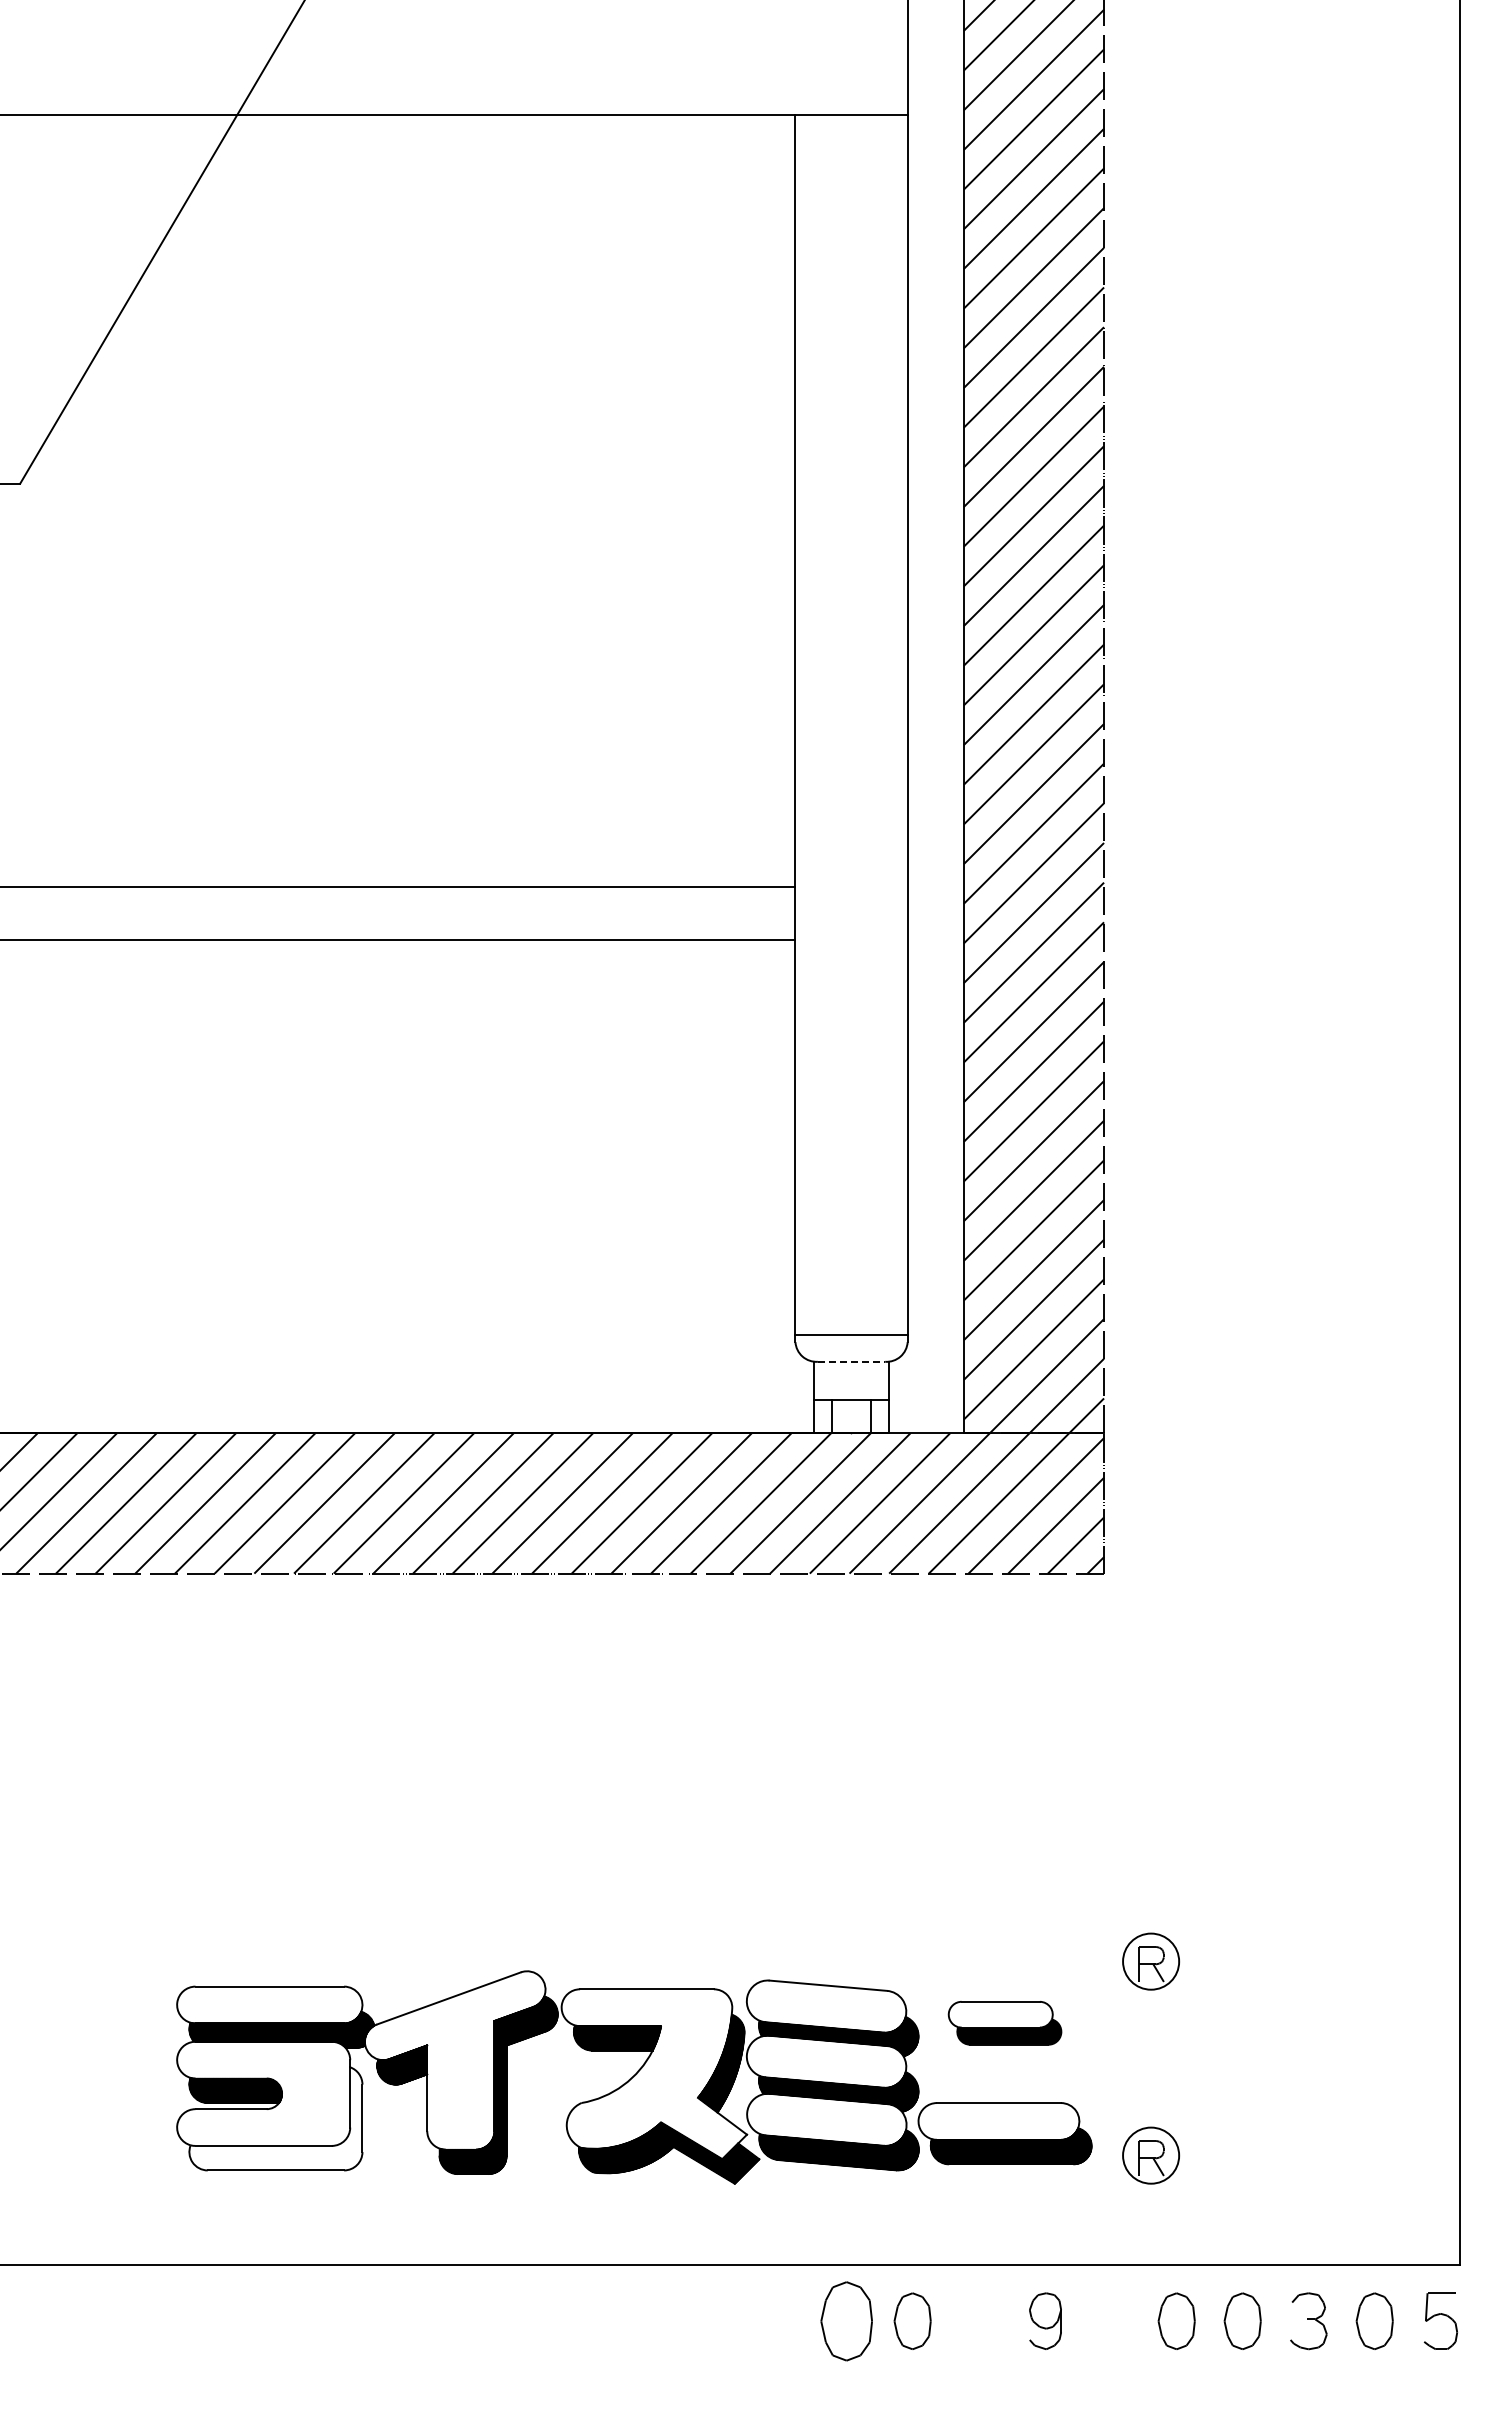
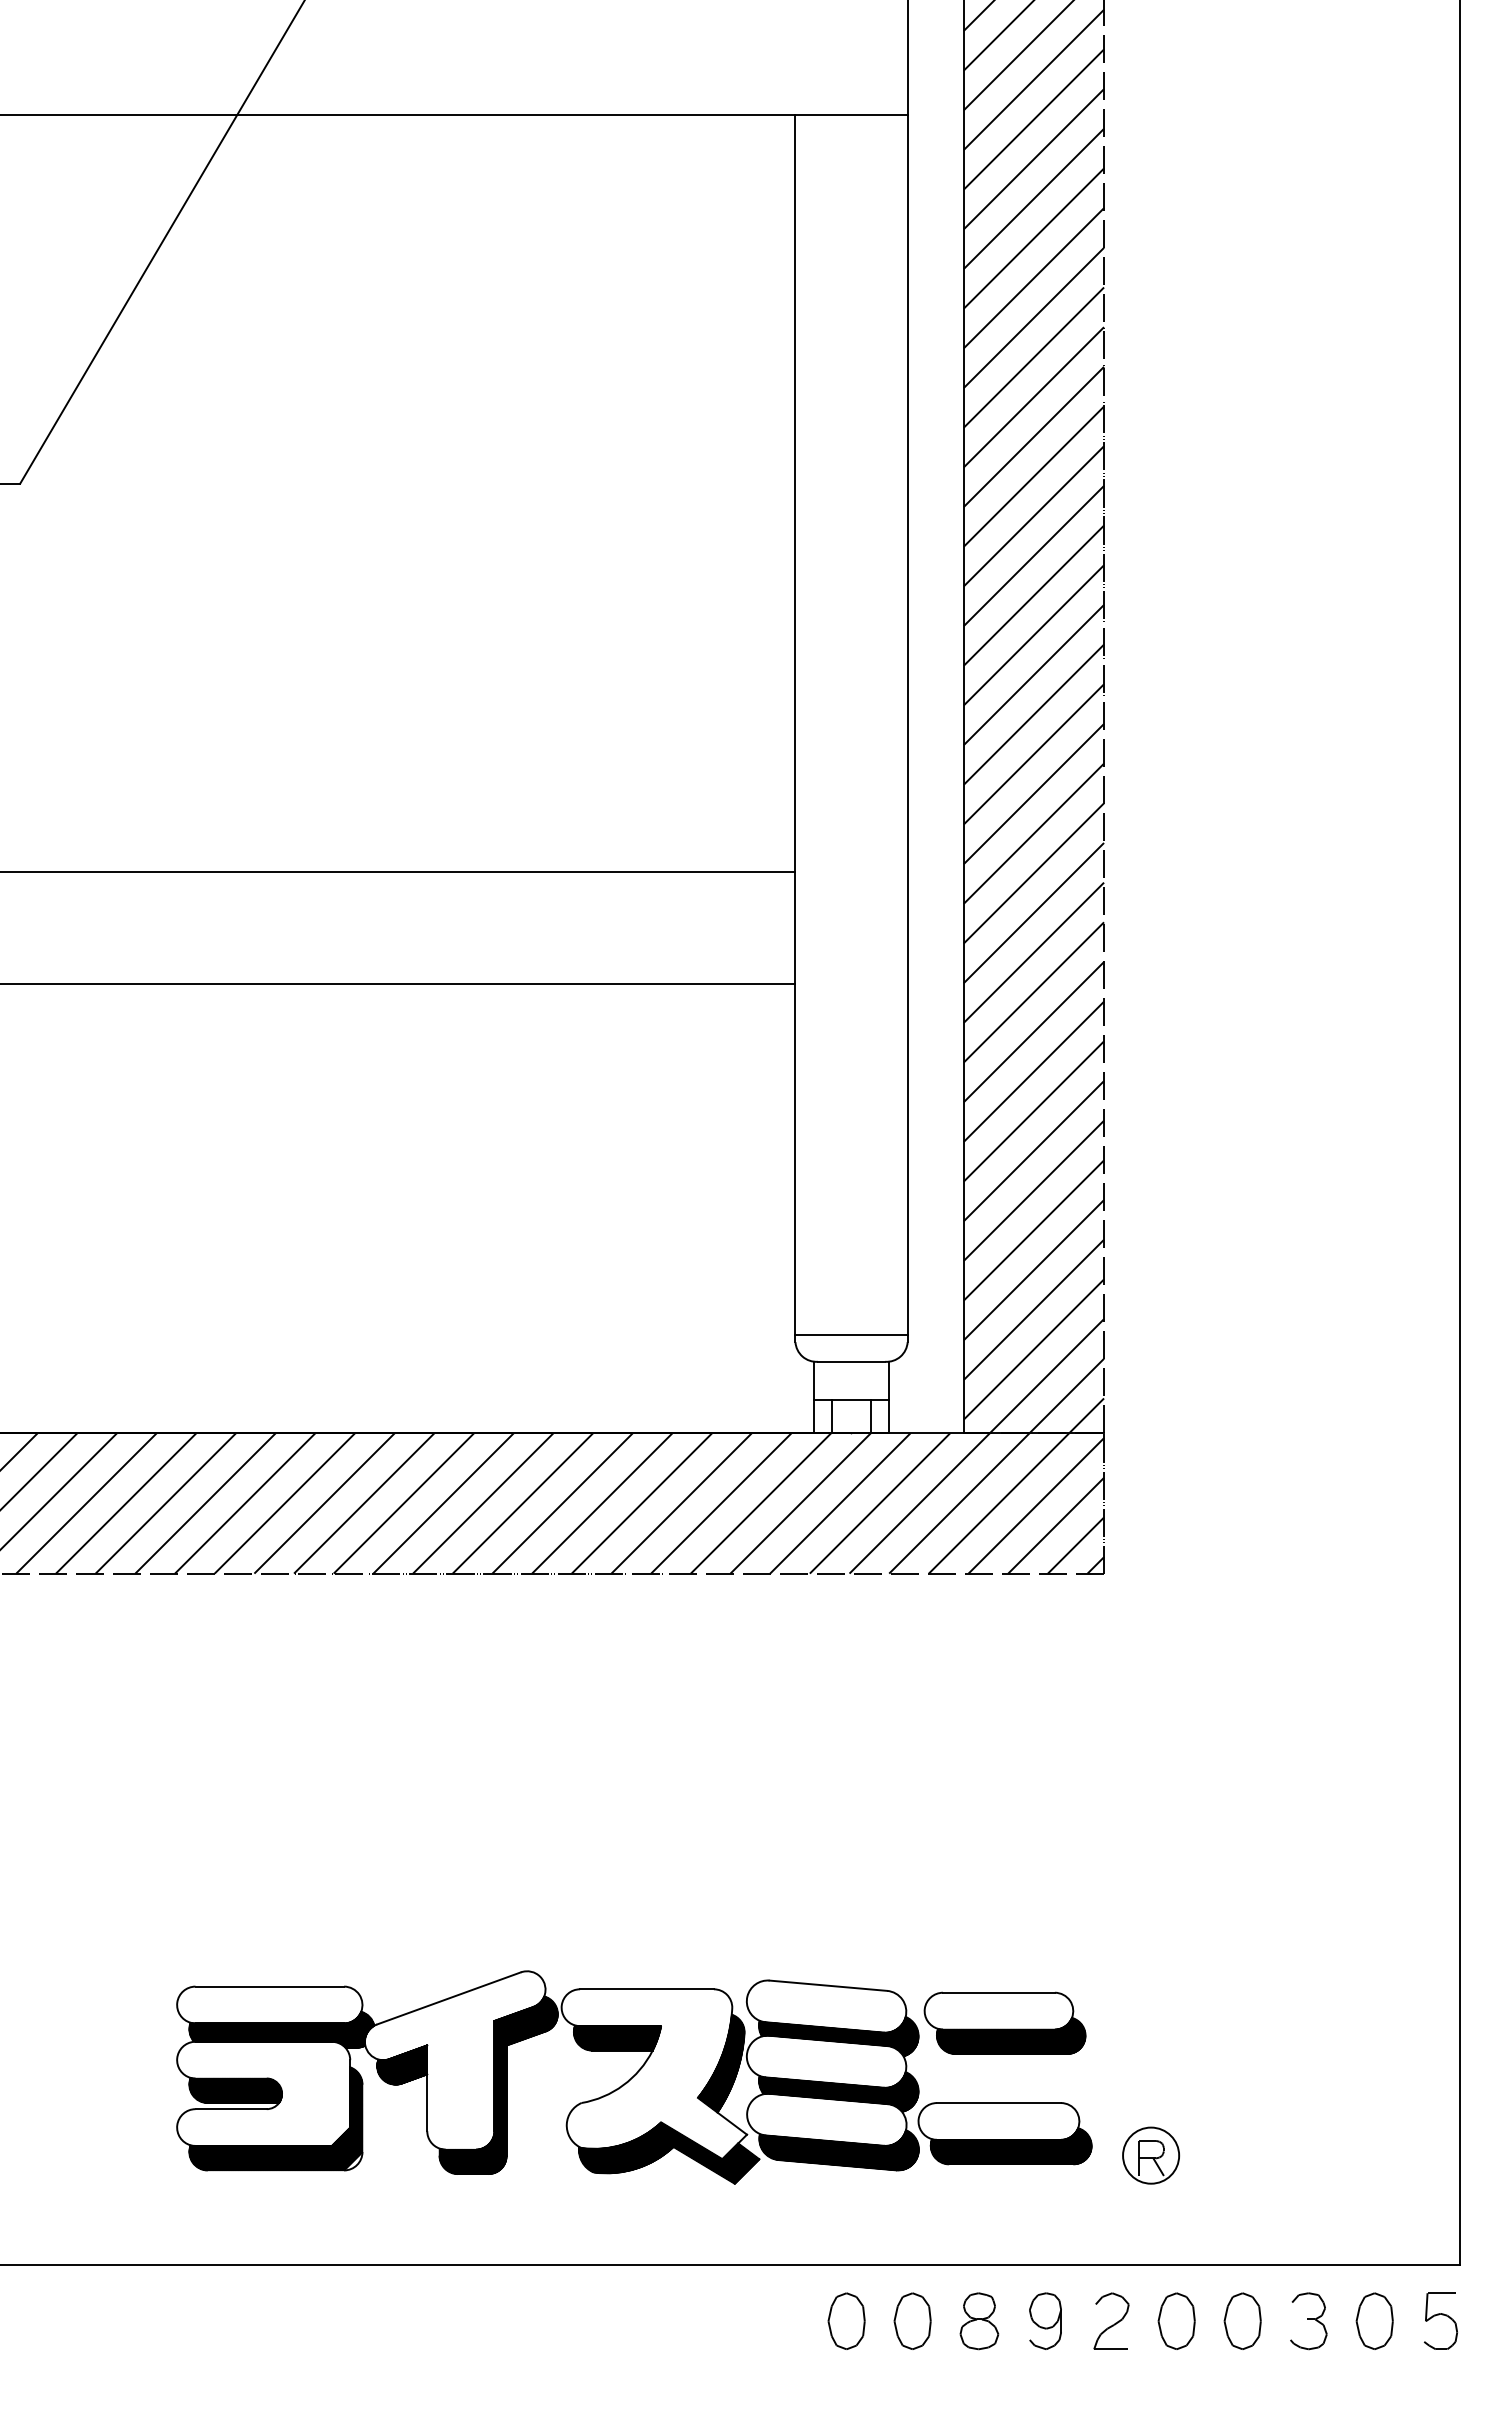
line position: (398, 887) -> (398, 872) (398, 872)
line position: (398, 940) -> (398, 984) (398, 984)
line: dashed -> solid (851, 1361)
part: present -> none (1150, 1961)
part size: 116x45 px -> 164x64 px (1004, 2022)
hatch: none -> present (275, 2118)
part: none -> present (1111, 2320)
part size: 53x81 px -> 39x58 px (846, 2320)
part: none -> present (979, 2321)
